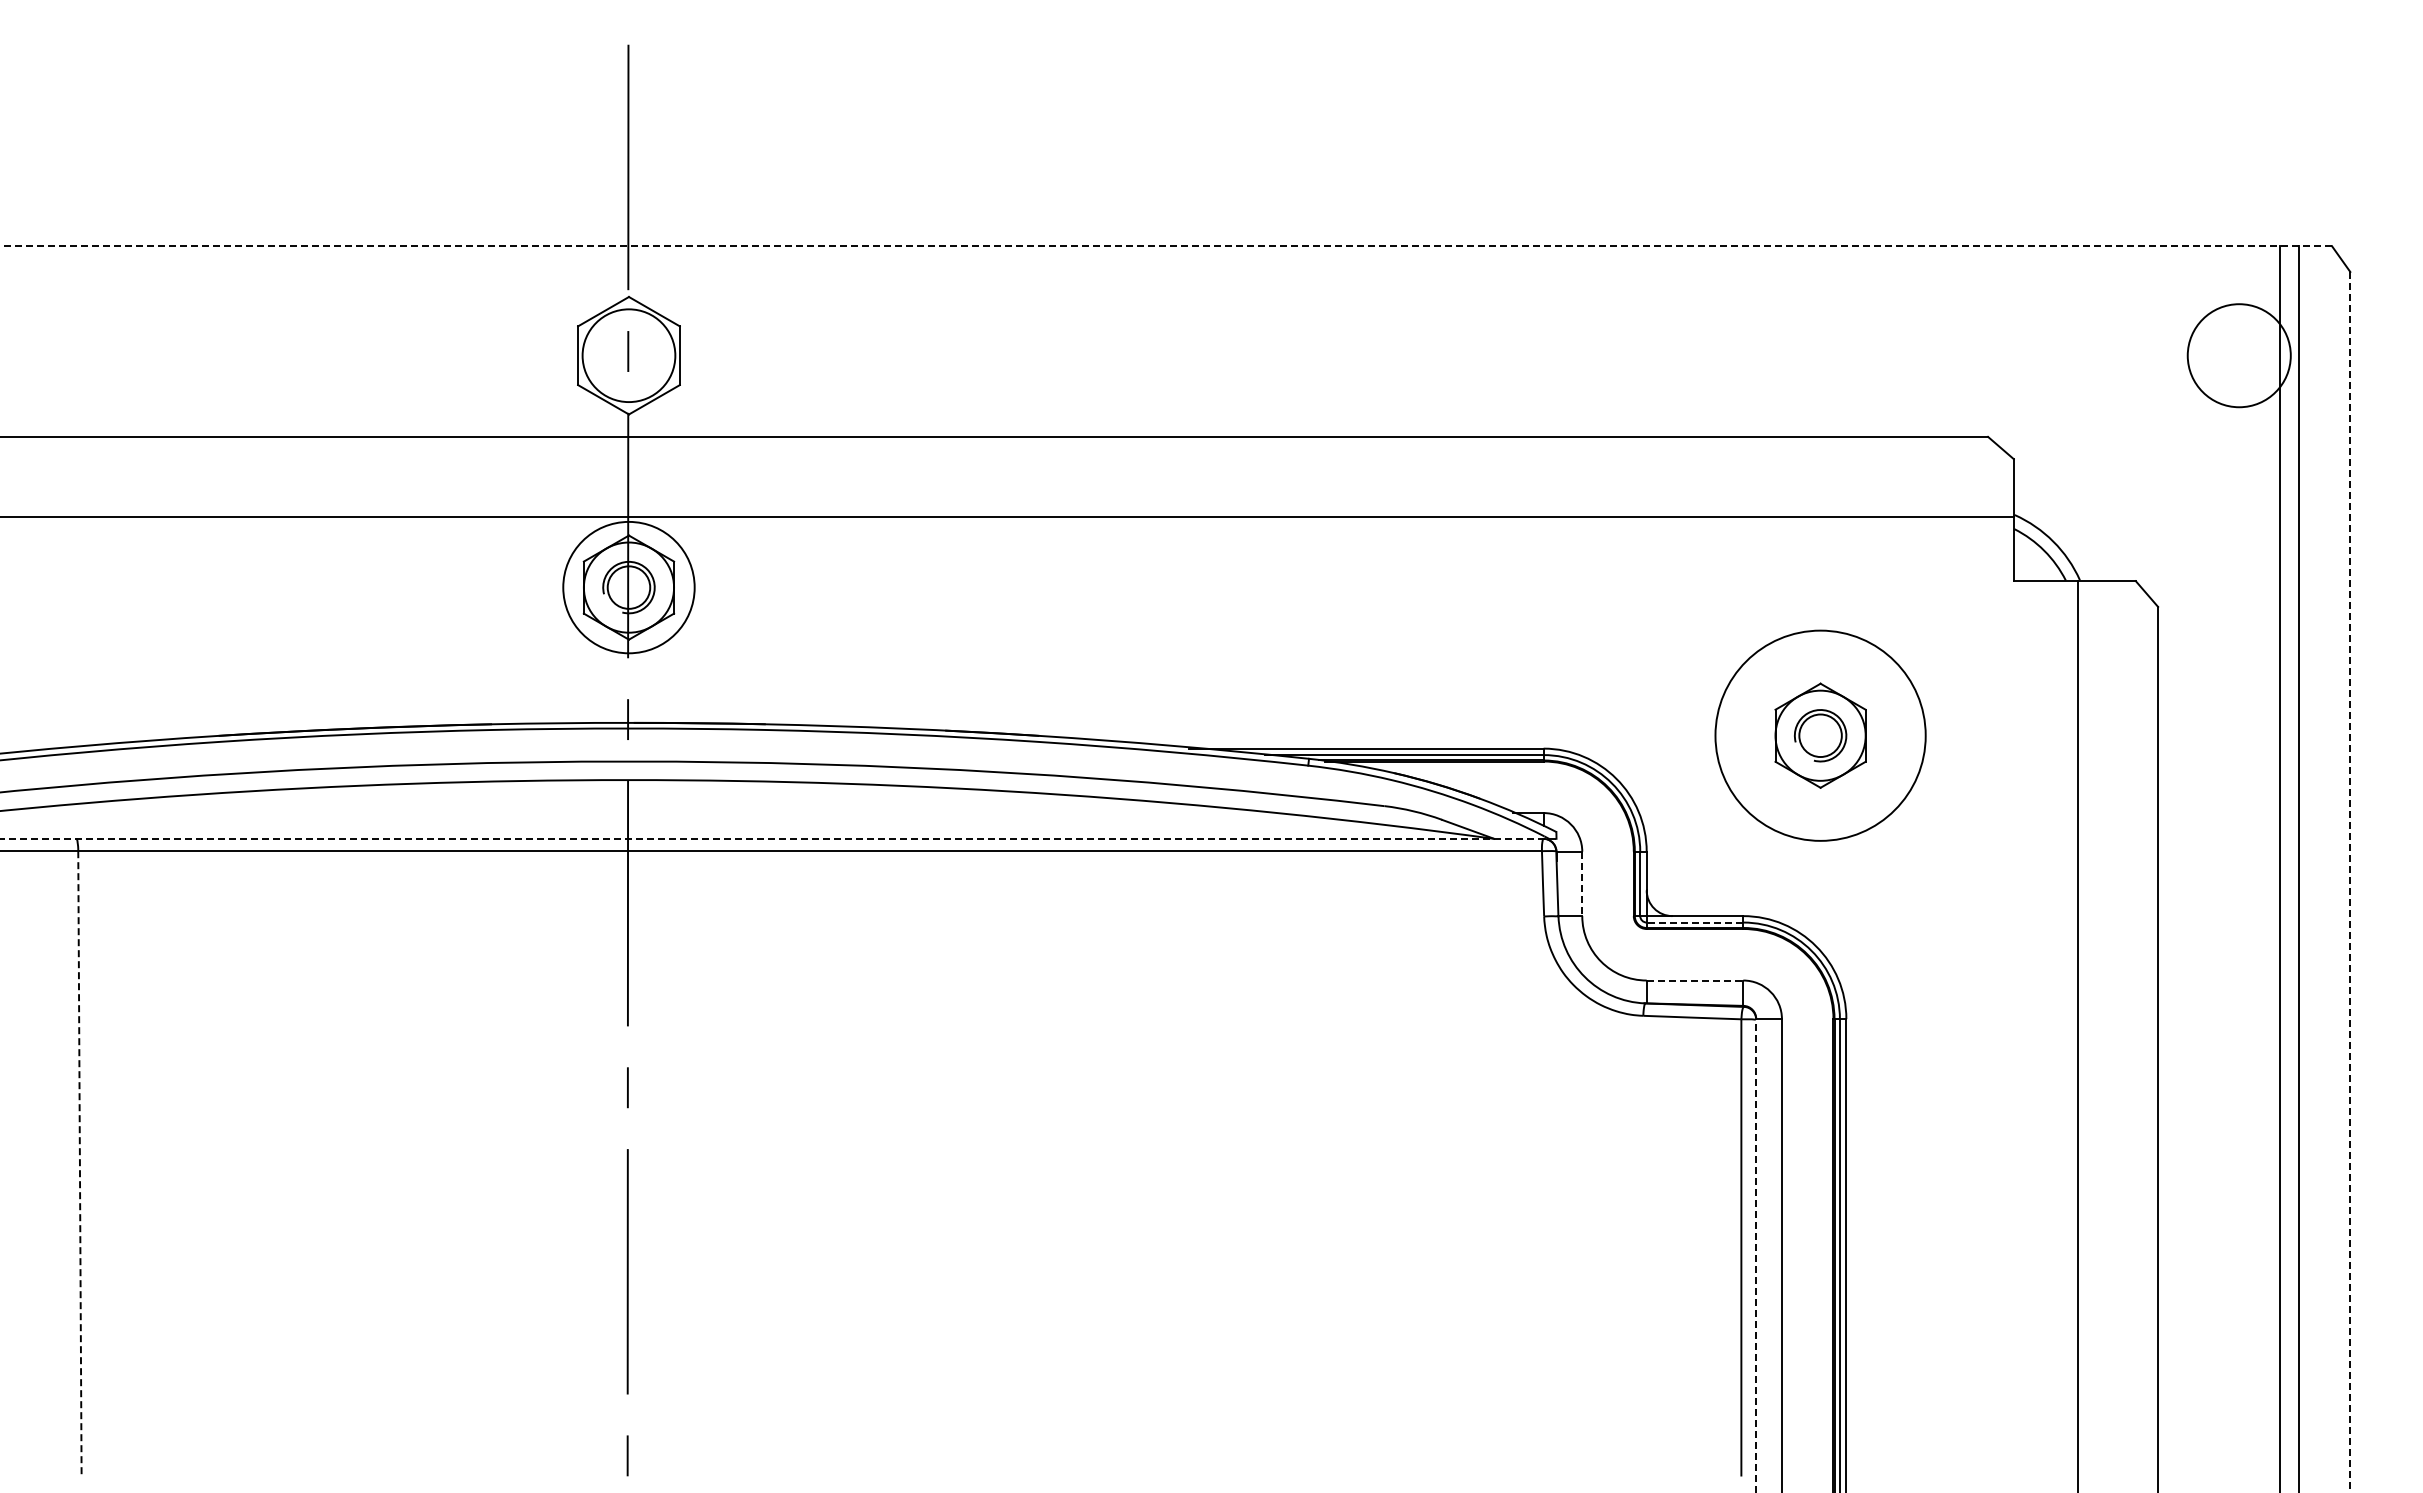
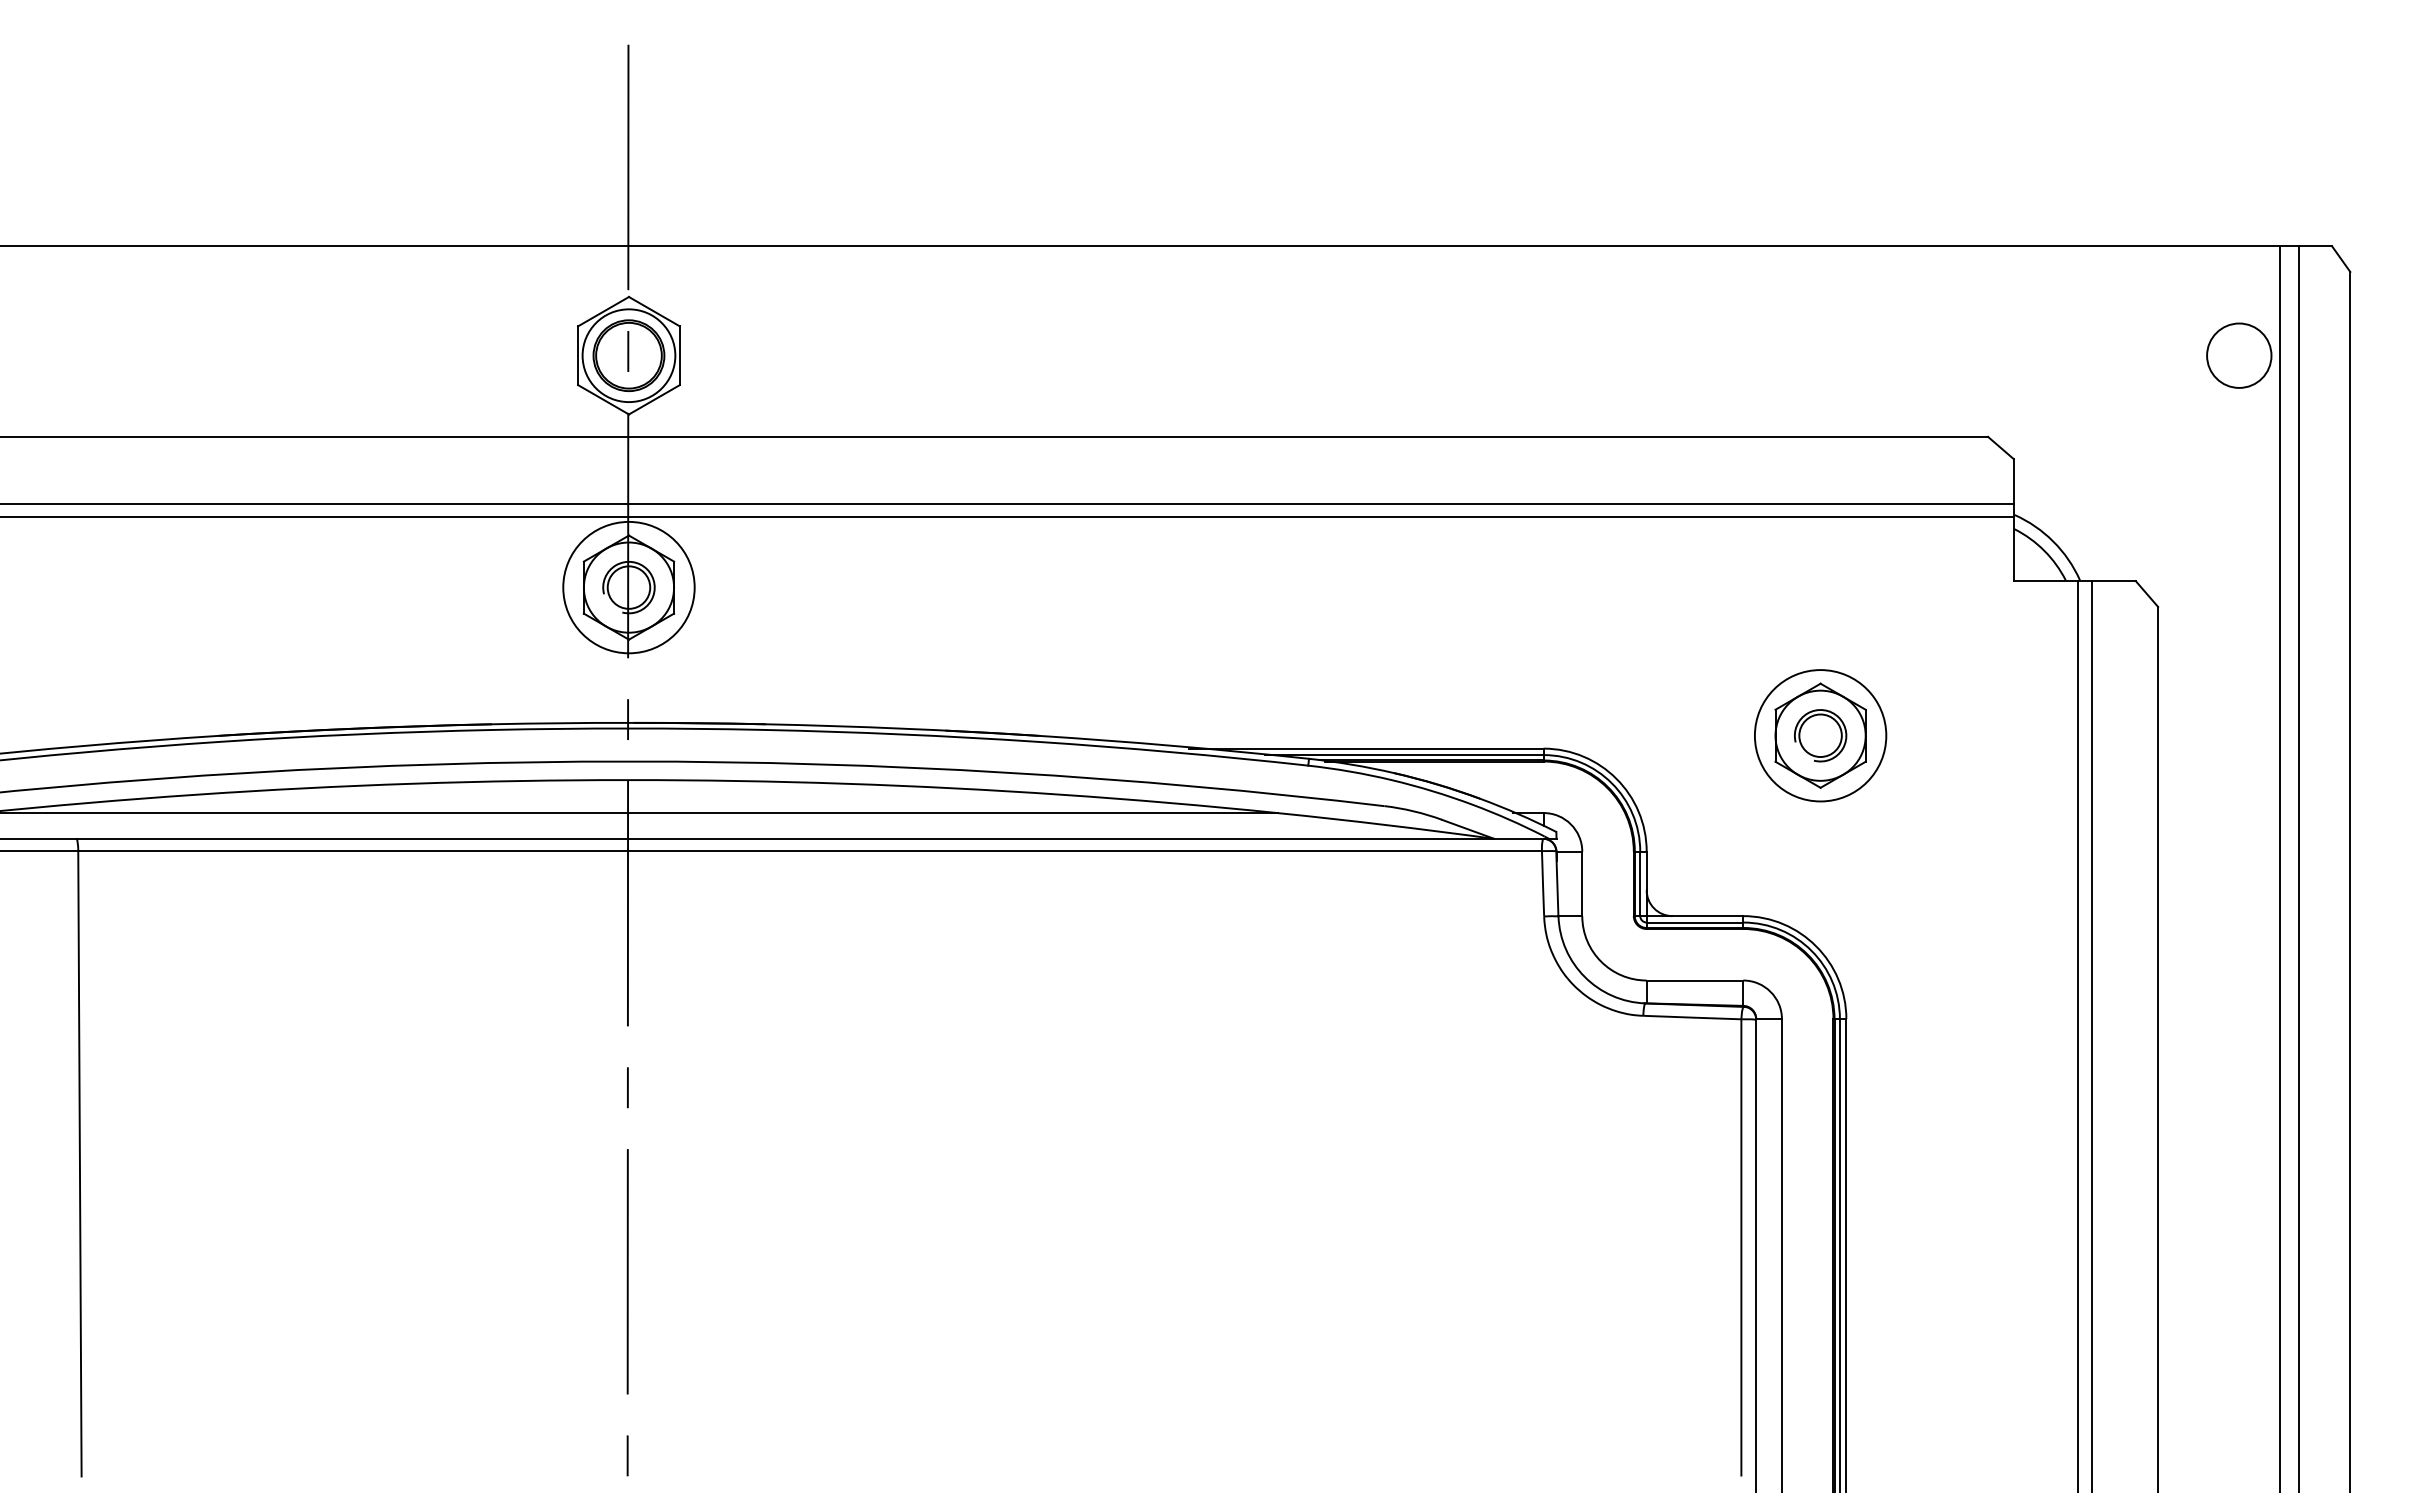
line: dashed -> solid (1166, 246)
part: none -> present (628, 355)
circle diameter: 103 px -> 64 px (2239, 355)
line: none -> present (1007, 503)
circle diameter: 210 px -> 131 px (1820, 735)
line: none -> present (639, 813)
line: dashed -> solid (778, 838)
line: dashed -> solid (2350, 882)
line: dashed -> solid (1582, 884)
line: dashed -> solid (1694, 922)
line: dashed -> solid (1695, 980)
line: none -> present (2091, 1035)
line: dashed -> solid (79, 1163)
line: dashed -> solid (1756, 1255)
